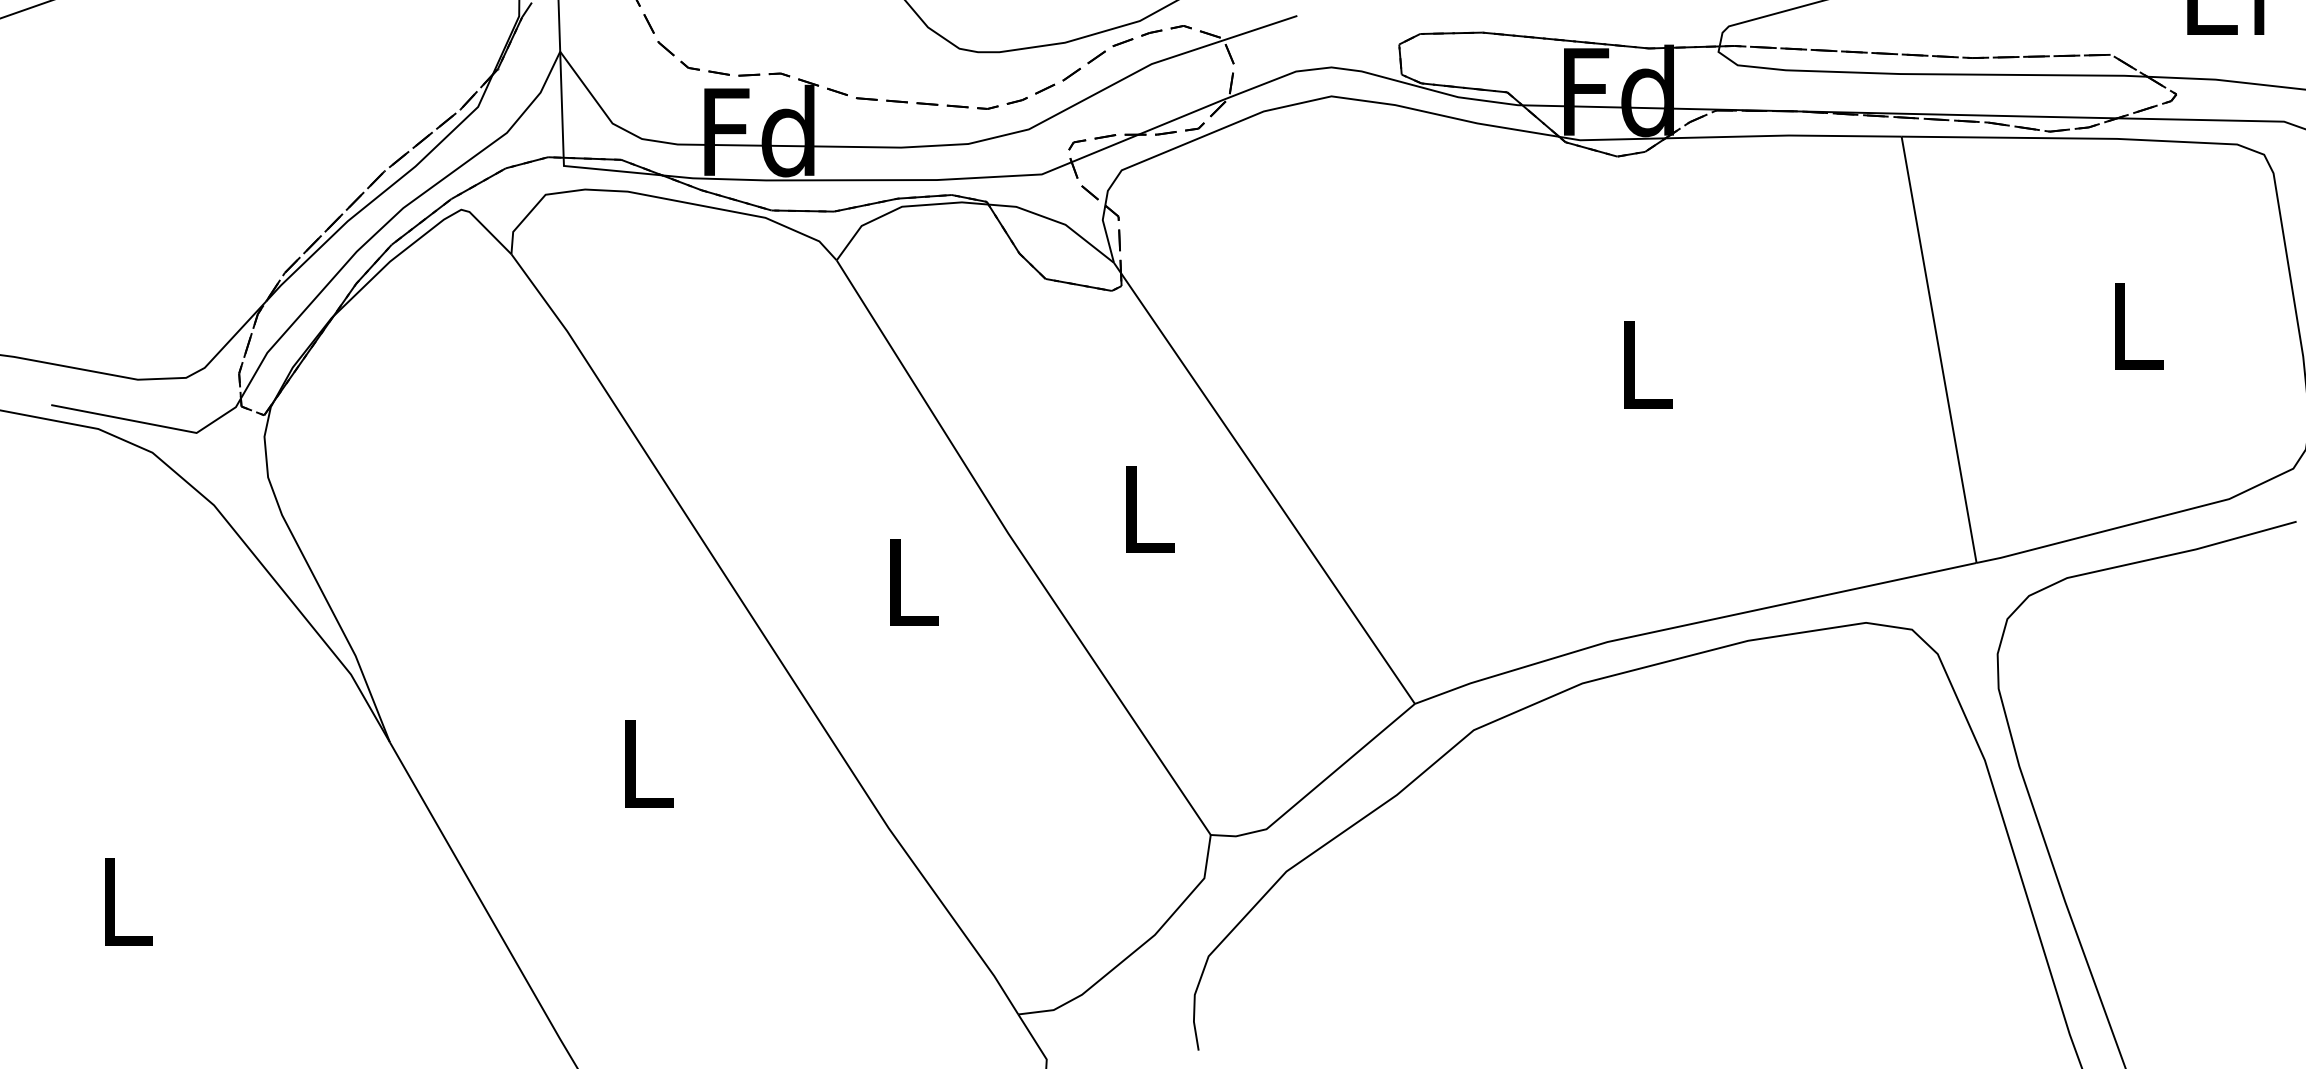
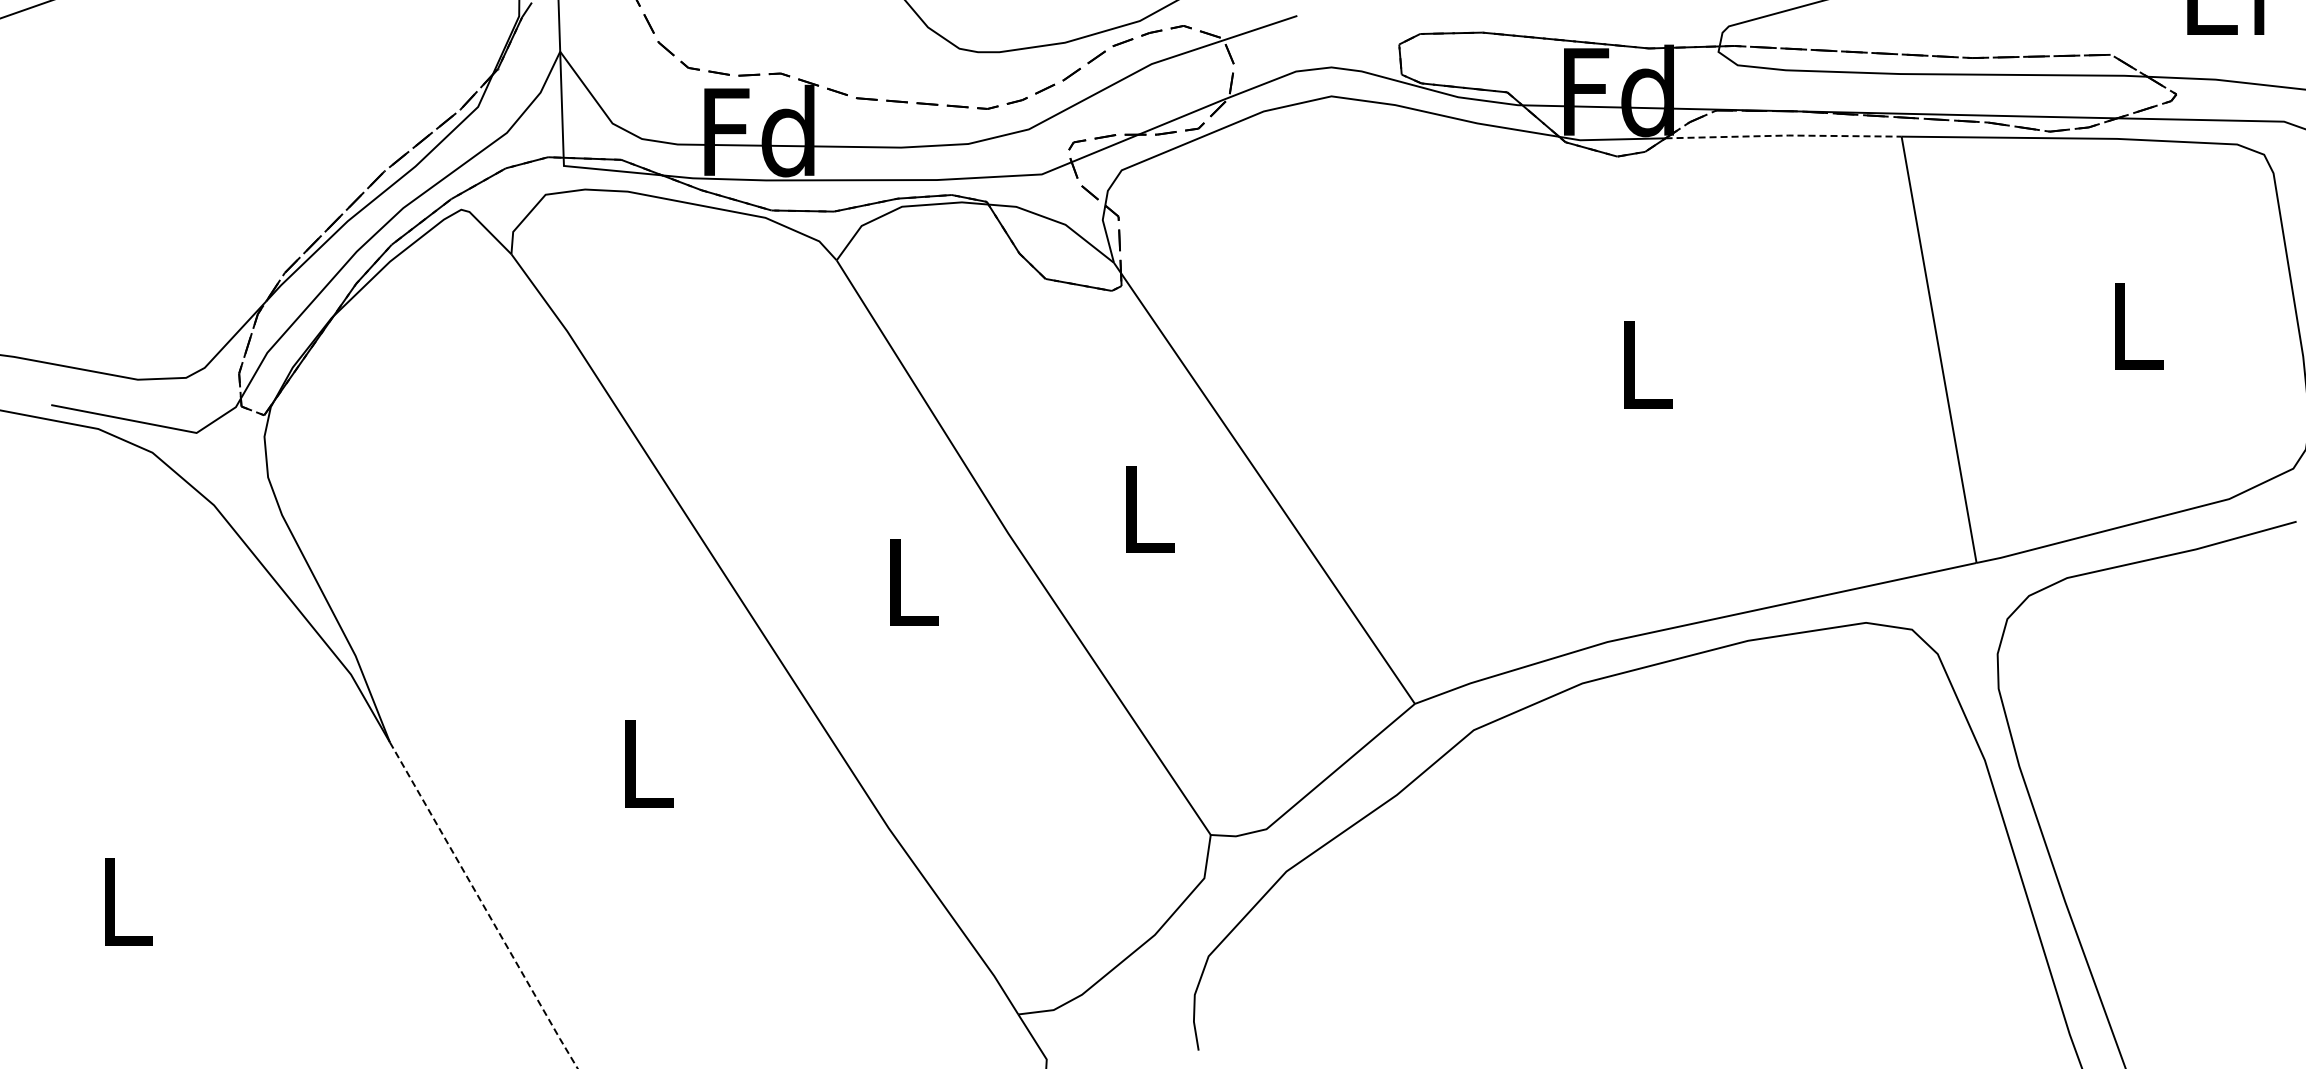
line: solid -> dashed (1783, 135)
line: solid -> dashed (483, 906)
